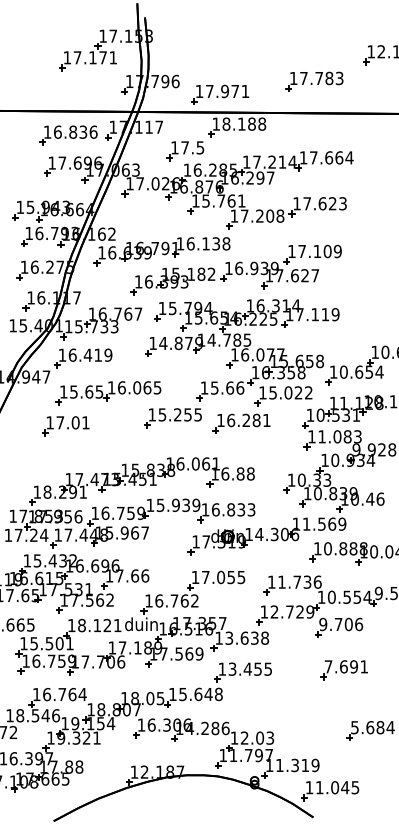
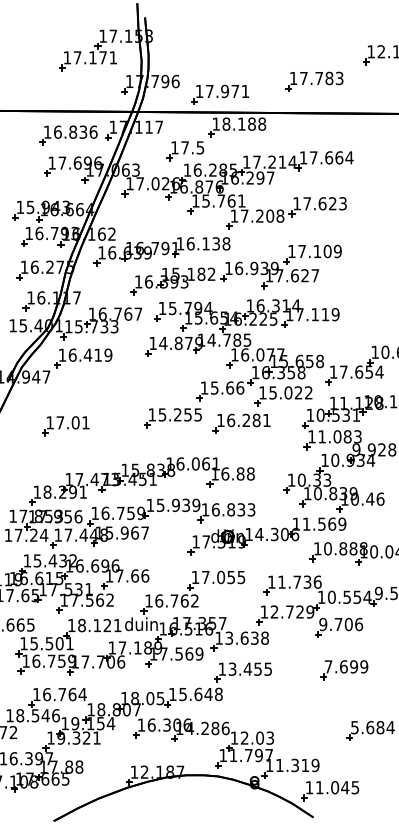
text: 10.654 -> 17.654 (343, 371)
part: present -> none (108, 393)
text: 7.691 -> 7.699 (364, 666)
